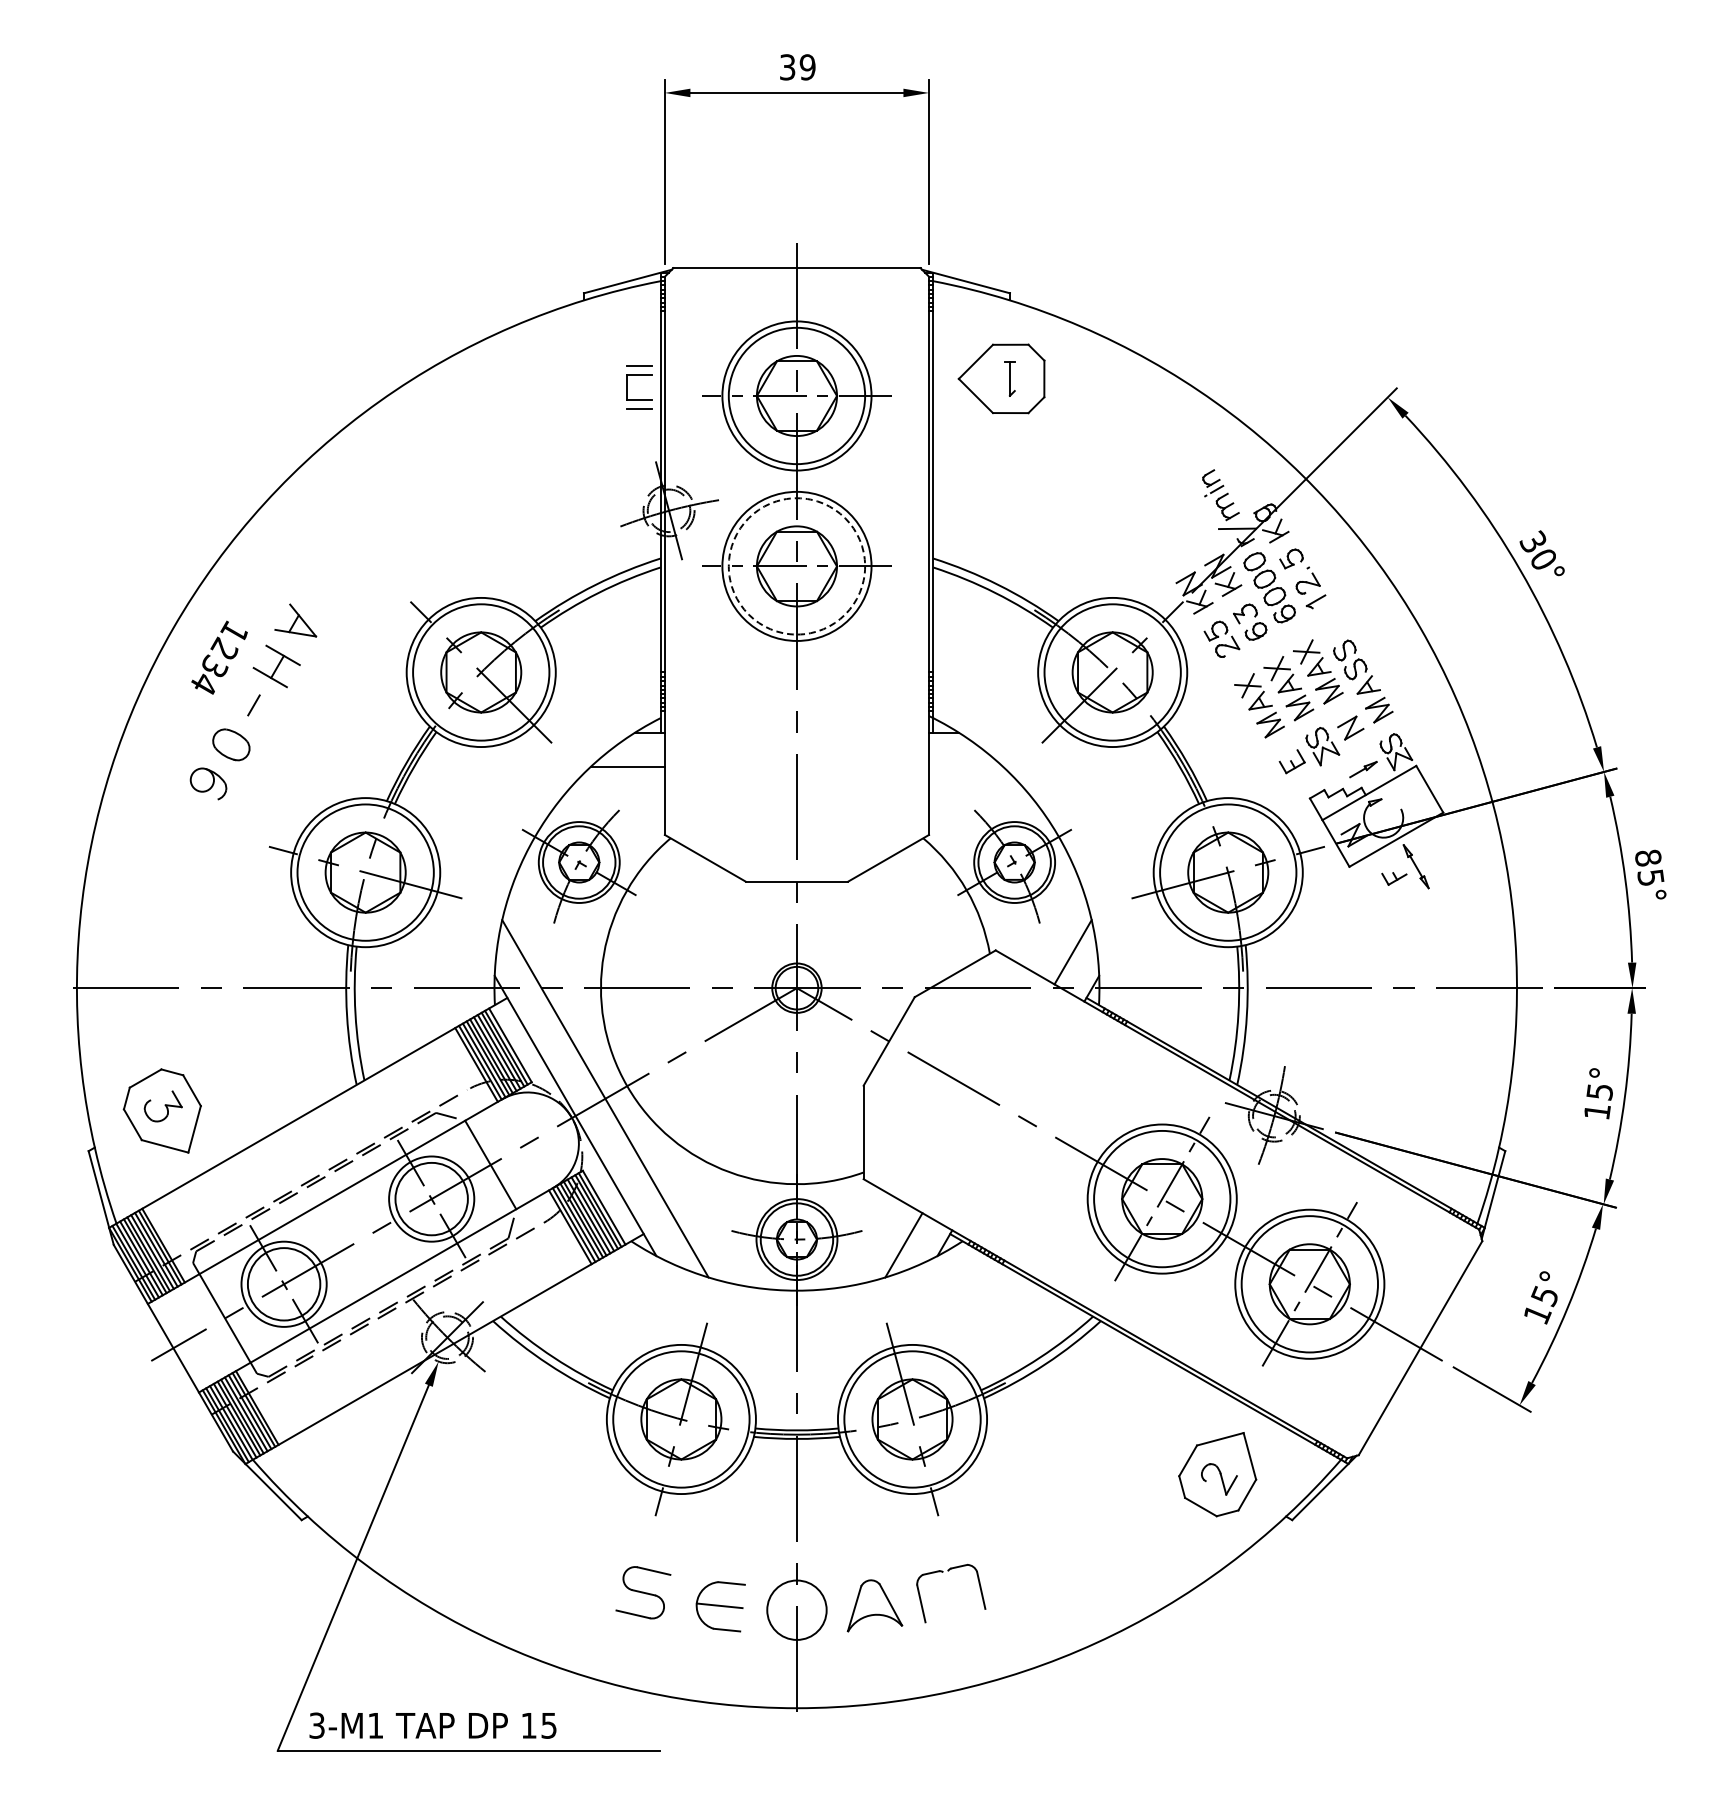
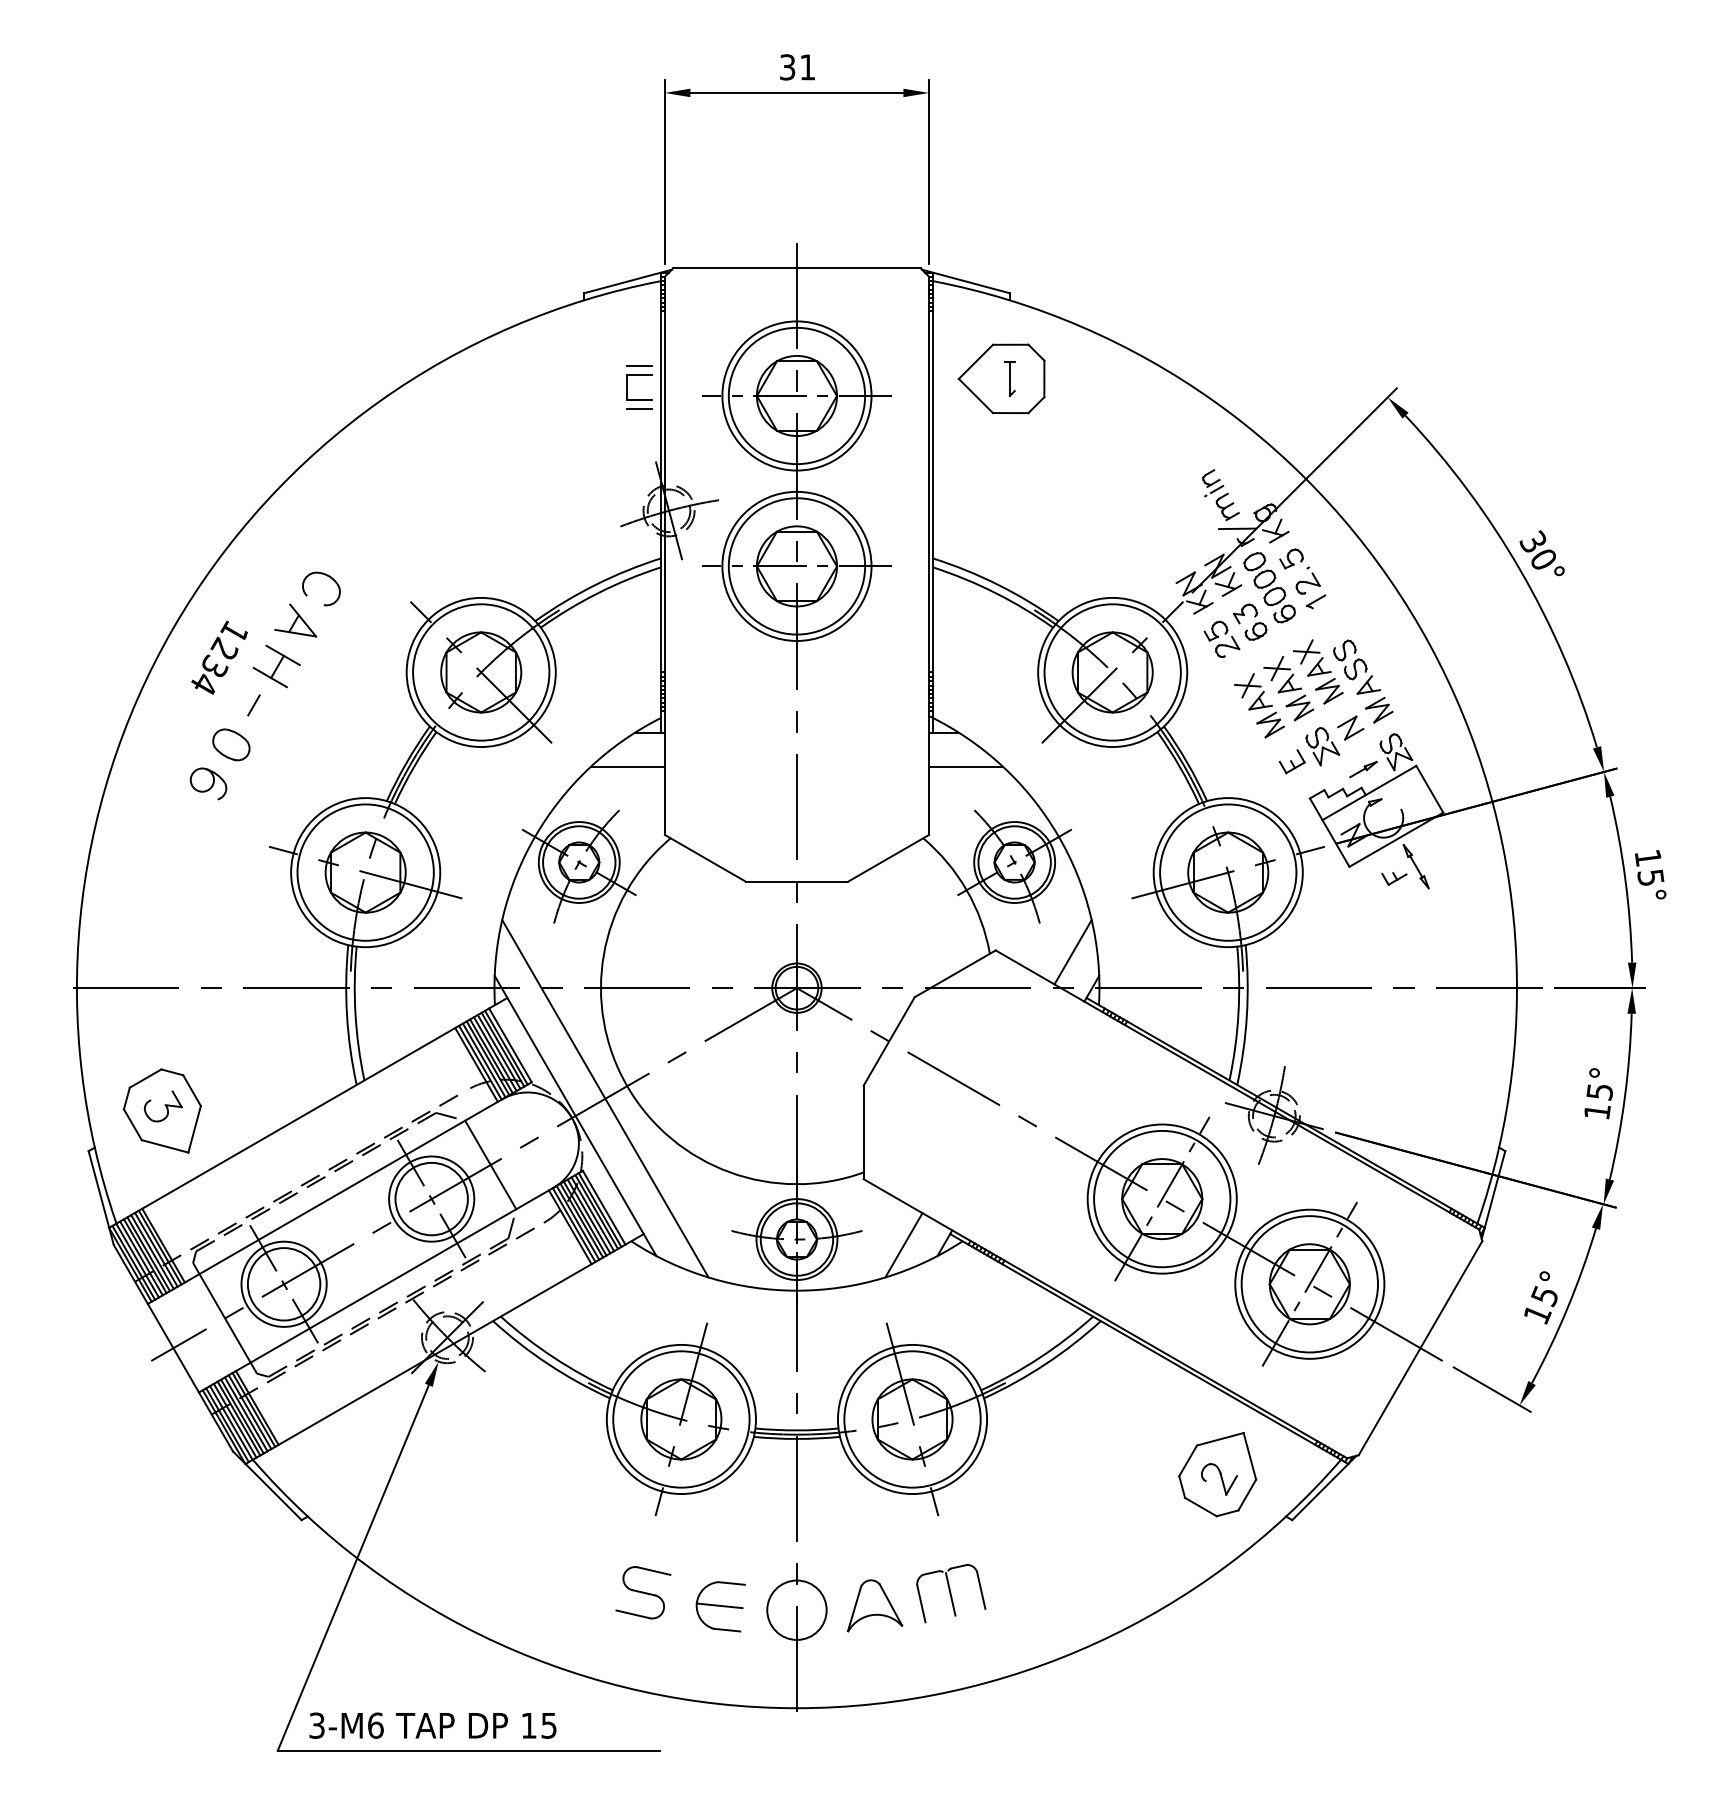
text: 39 -> 31 (807, 67)
circle: dashed -> solid (796, 566)
part: none -> present (324, 575)
line: none -> present (966, 767)
text: 85° -> 15° (1648, 857)
line: none -> present (950, 1594)
text: 3-M1 -> 3-M6 (375, 1725)
